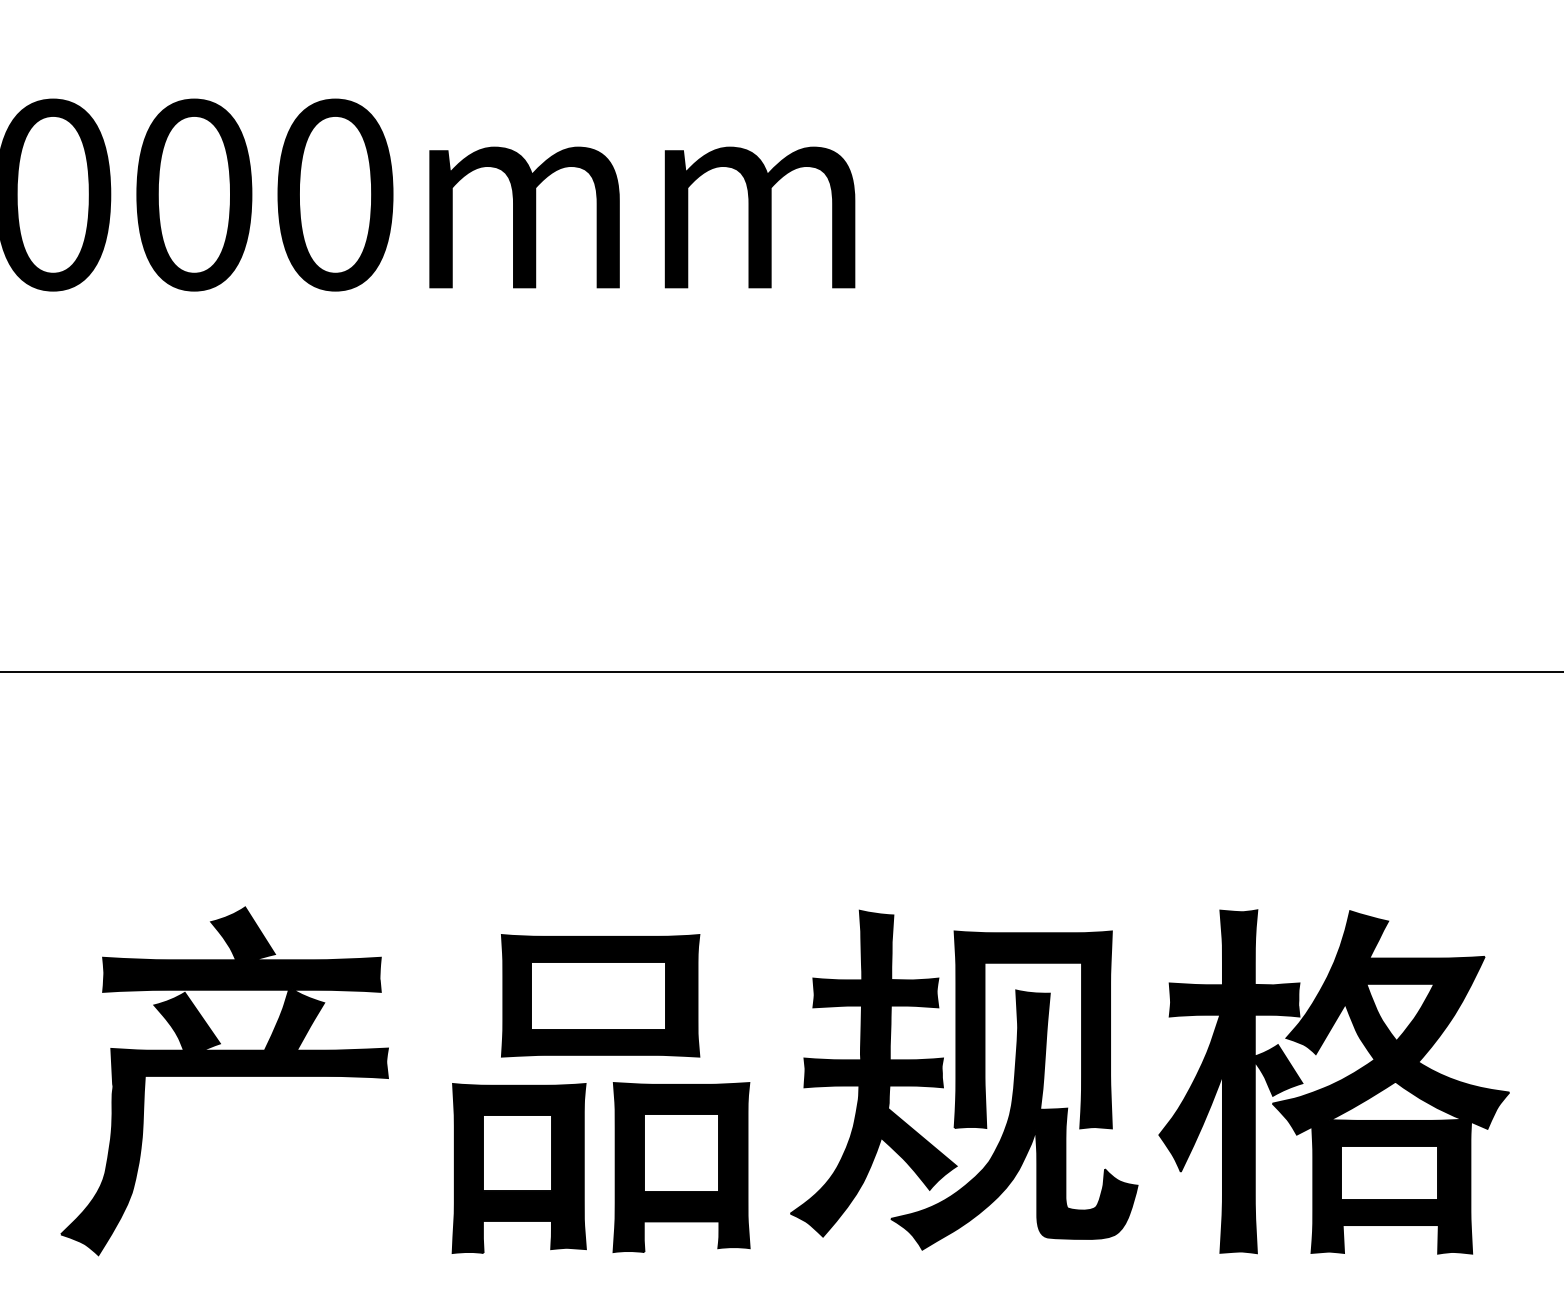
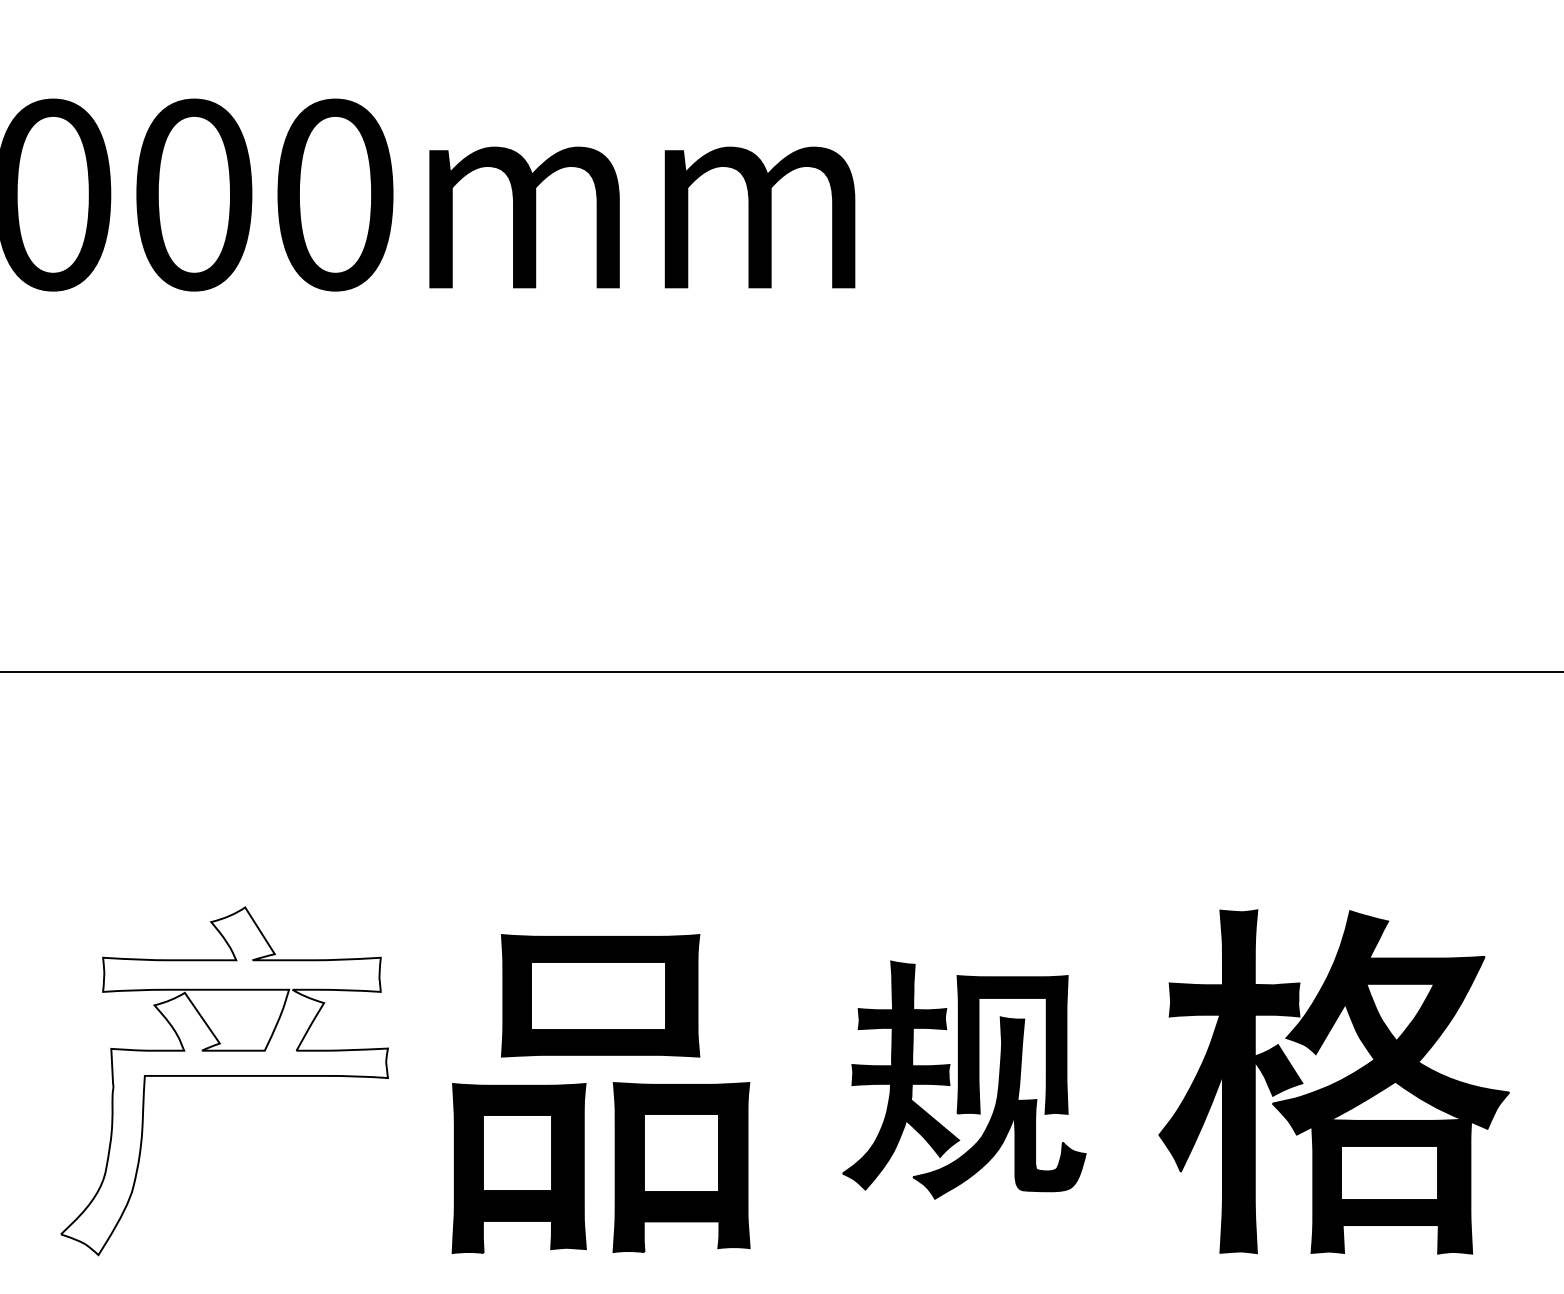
part size: 349x342 px -> 245x240 px (964, 1079)
fill: present -> none (224, 1081)
